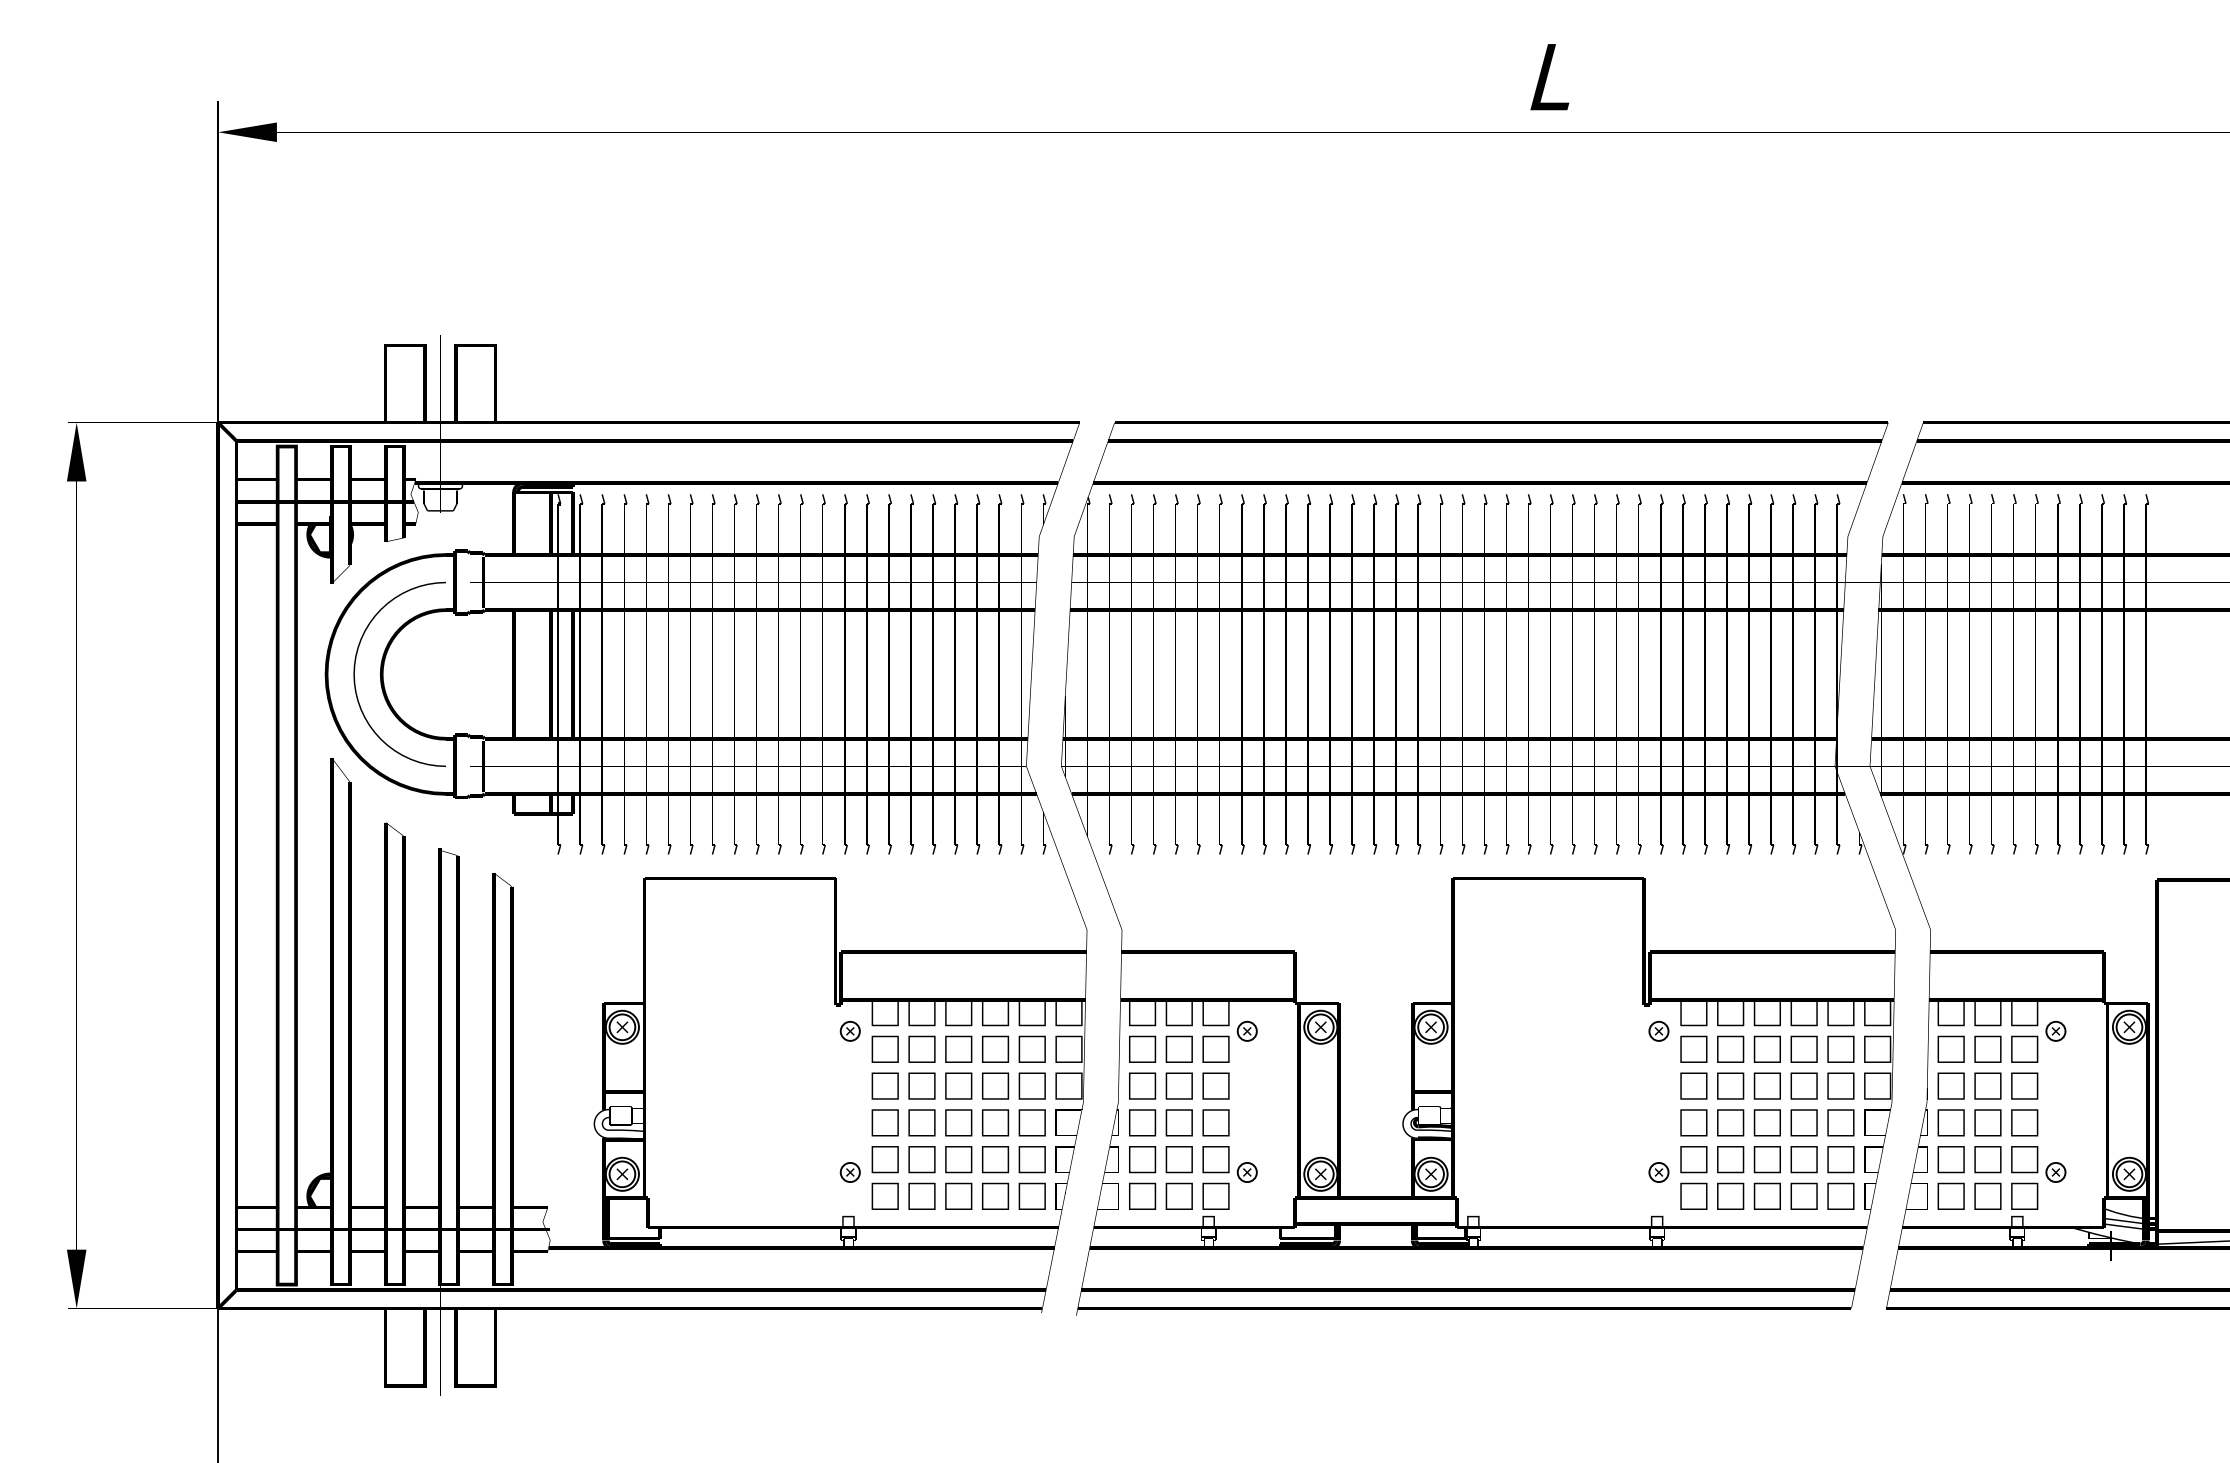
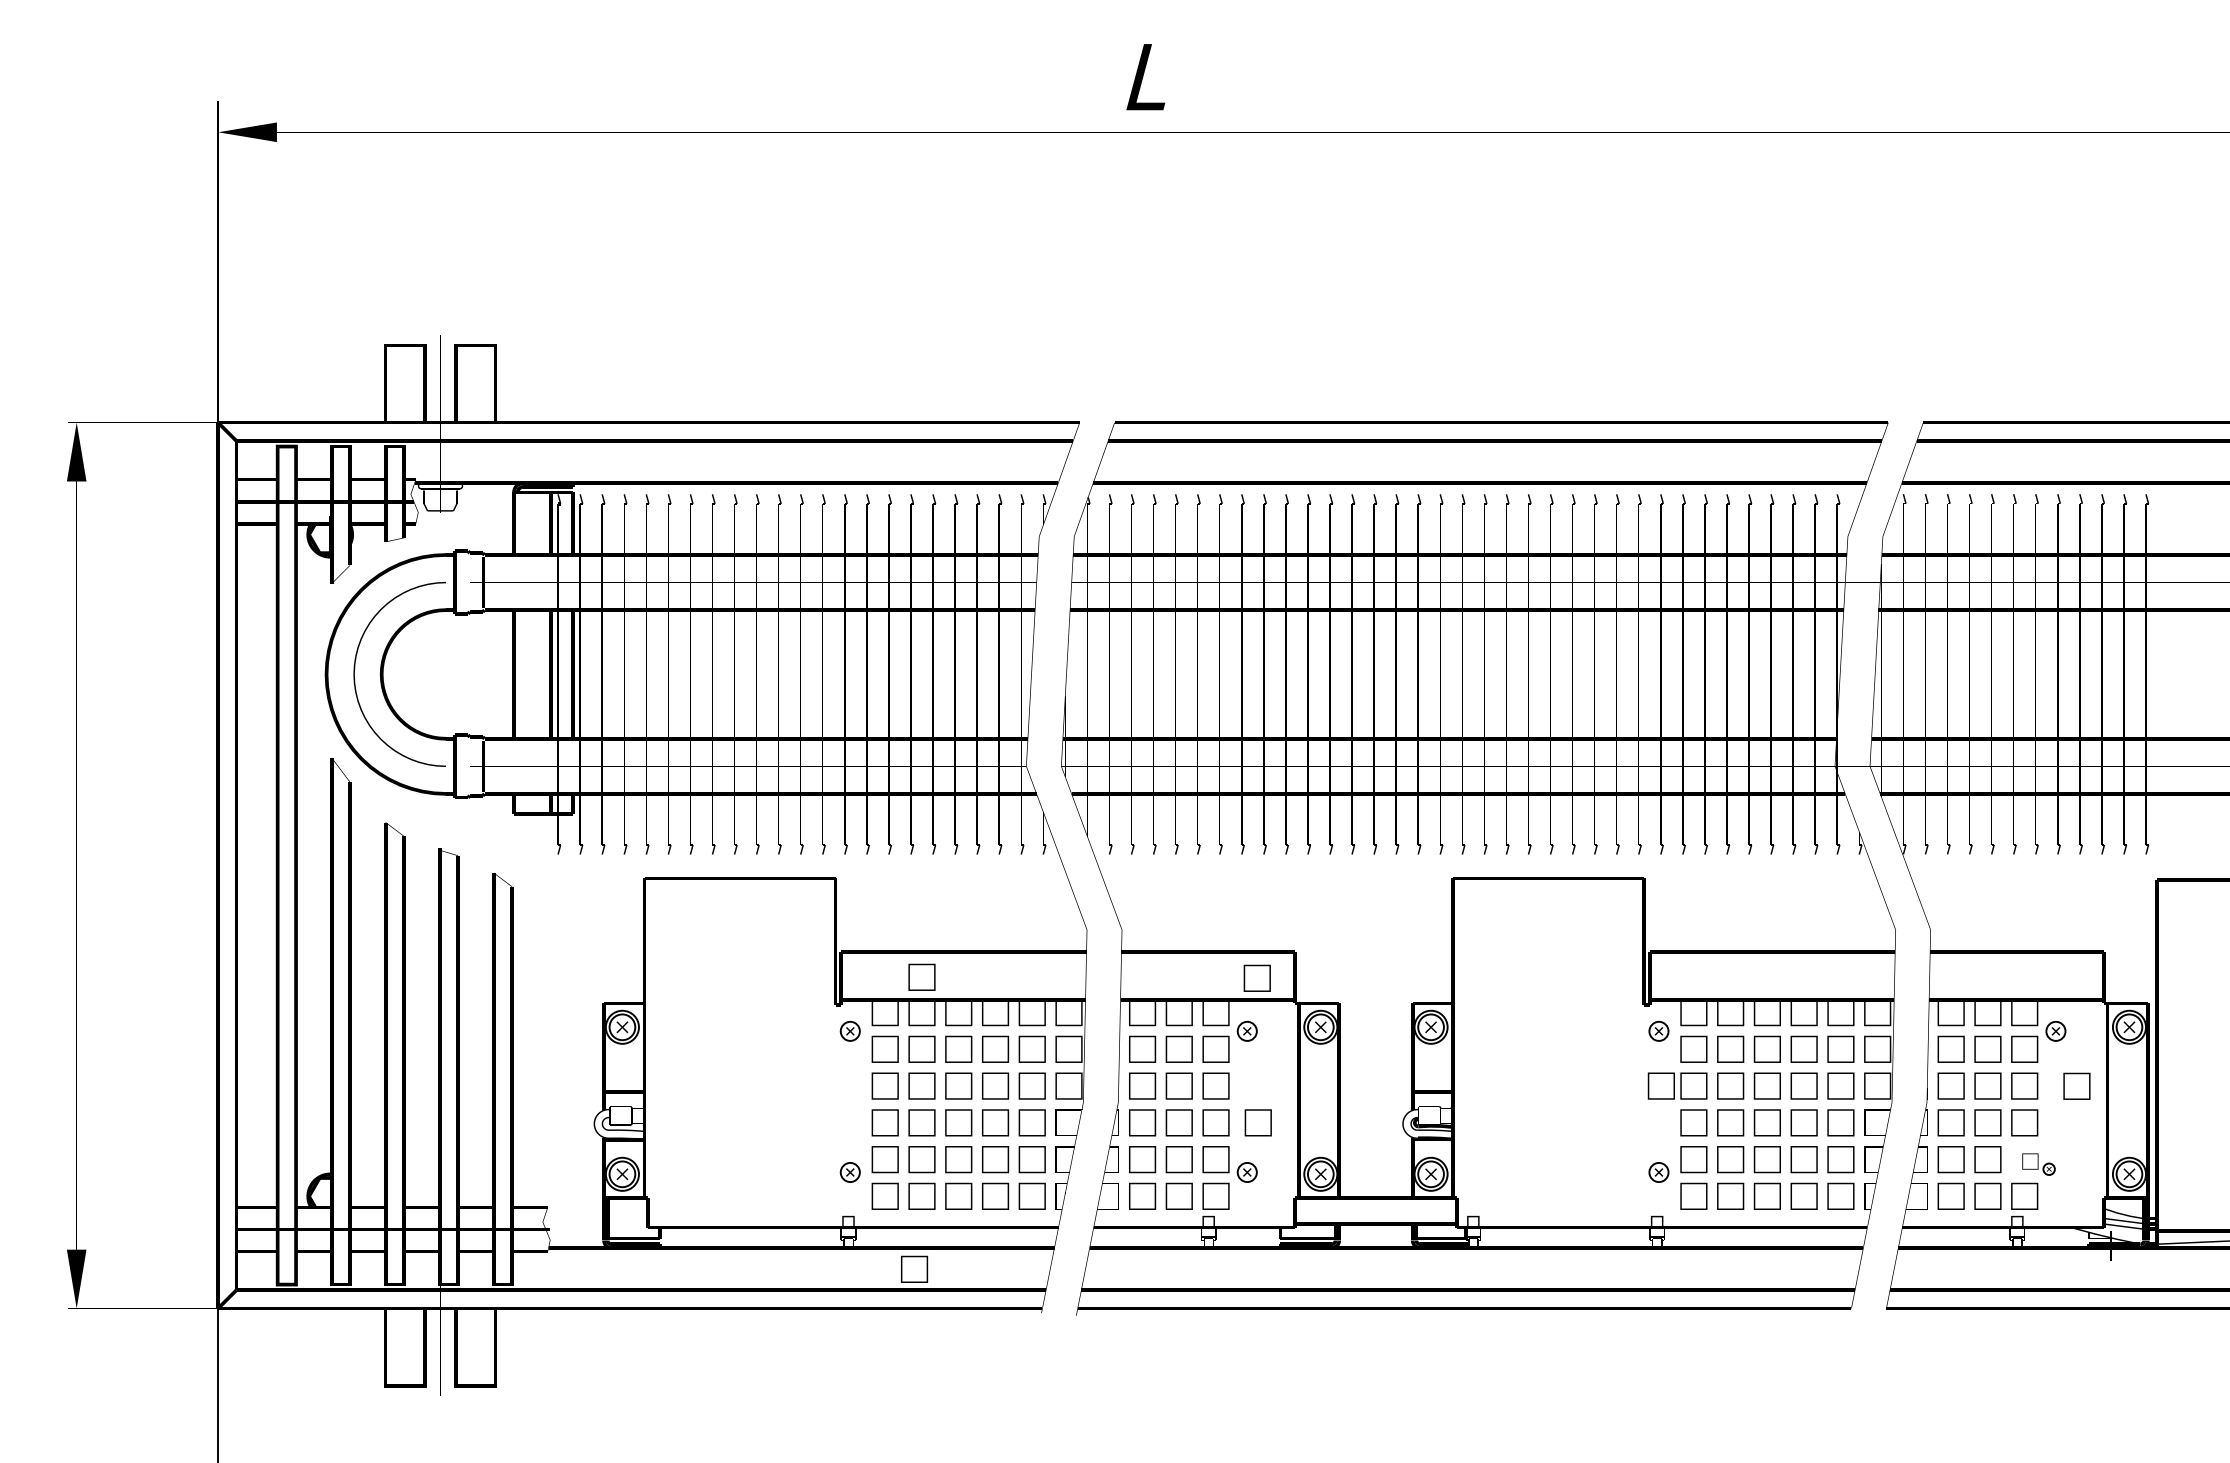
text position: (1549, 77) -> (1145, 77) (1145, 77)
part: none -> present (921, 976)
part: none -> present (1256, 977)
part: none -> present (1660, 1085)
part: none -> present (2076, 1085)
part: none -> present (1257, 1122)
part size: 56x37 px -> 34x23 px (2038, 1164)
part: none -> present (914, 1268)
